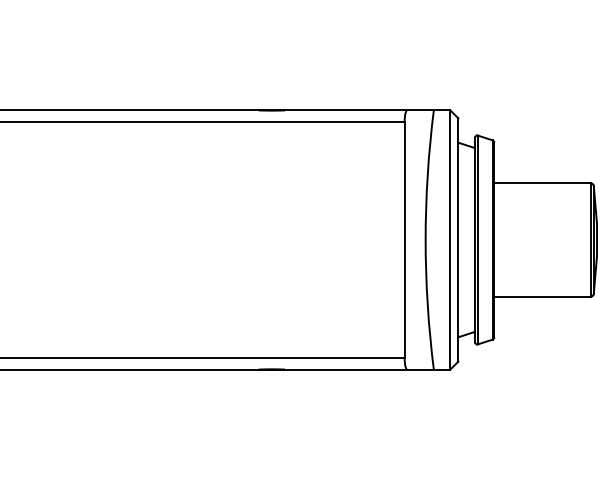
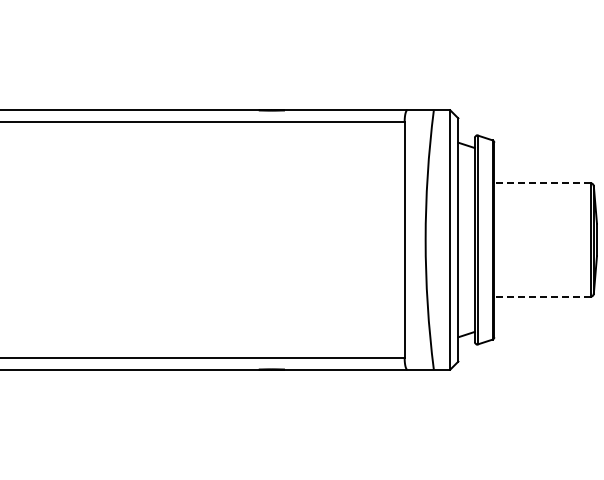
line: solid -> dashed (541, 183)
line: solid -> dashed (541, 296)
